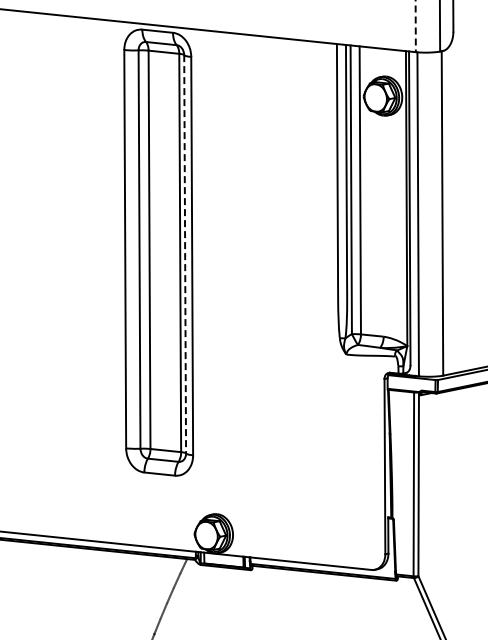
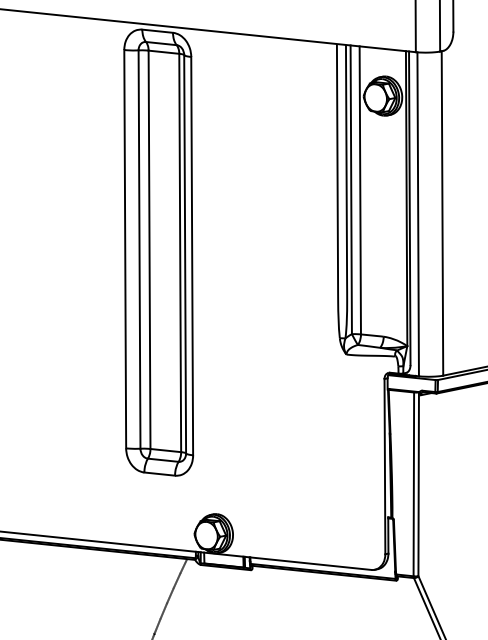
line: dashed -> solid (415, 26)
line: dashed -> solid (185, 254)
